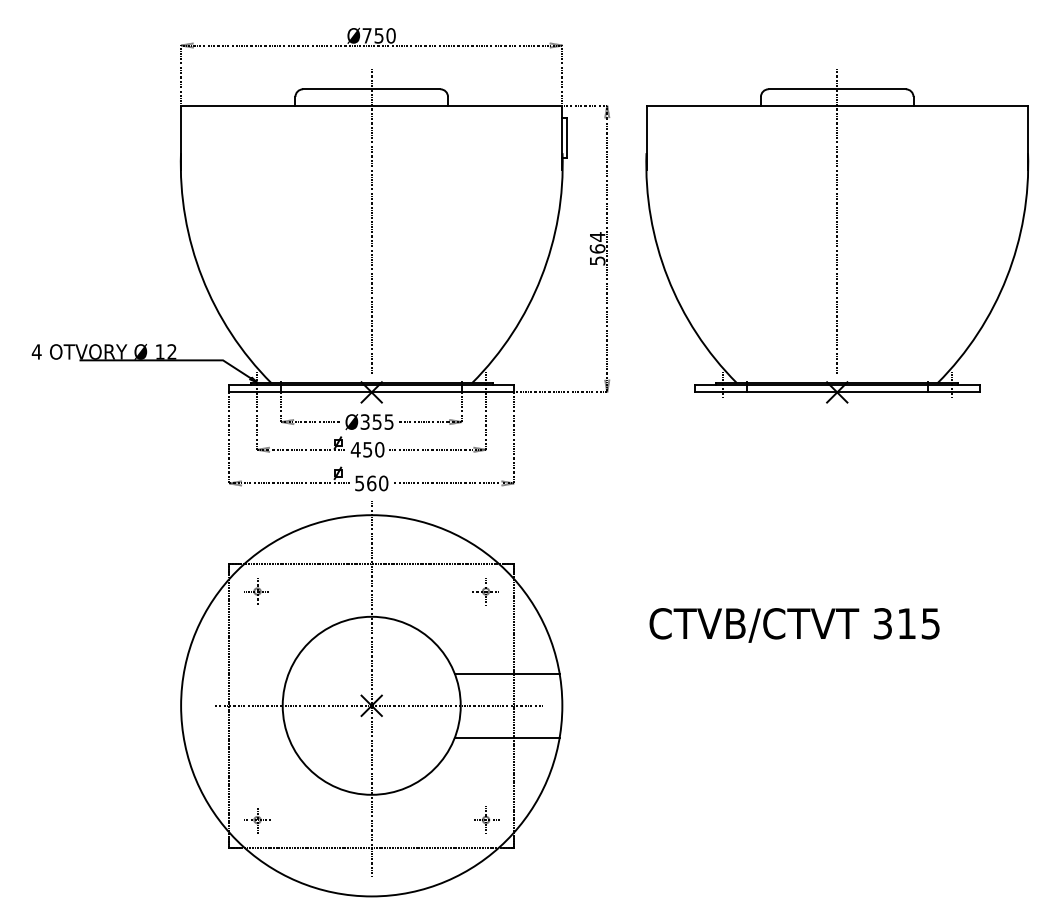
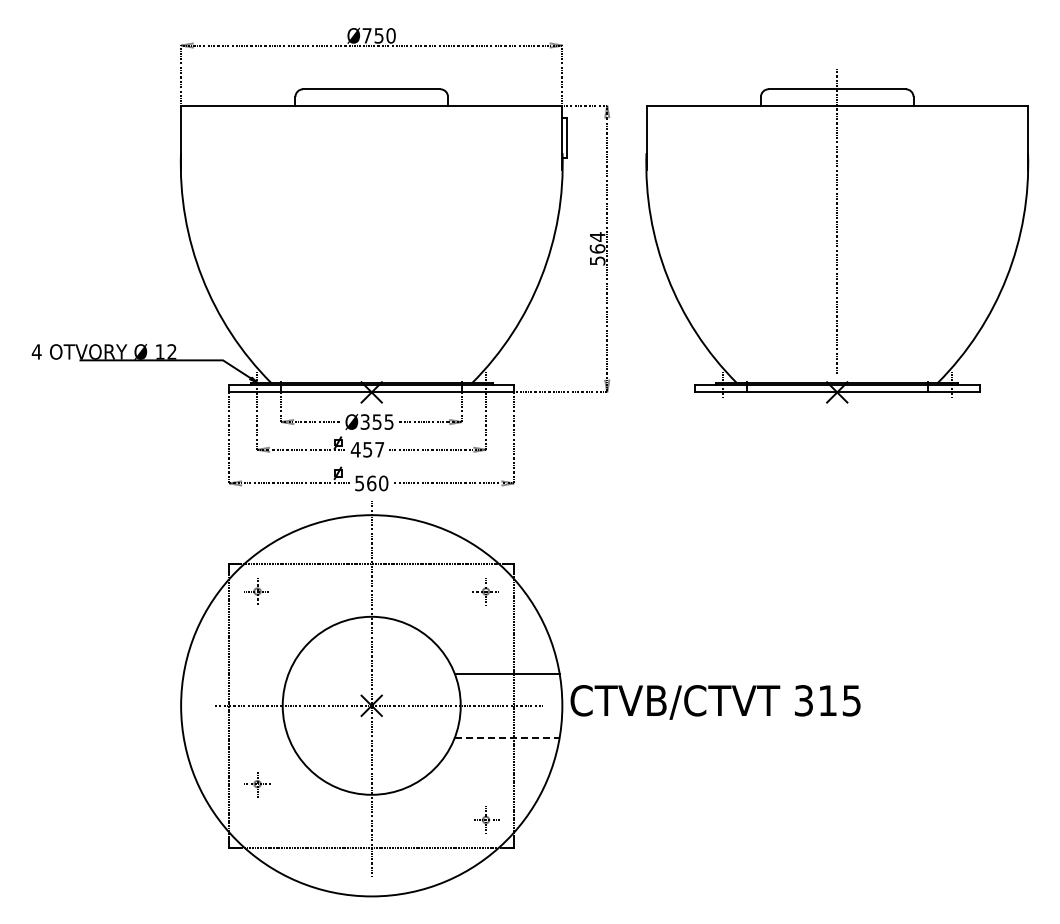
line: present -> none (371, 221)
text: 450 -> 457 (379, 449)
text position: (794, 625) -> (715, 702) (715, 702)
line: solid -> dashed (507, 738)
part position: (257, 820) -> (257, 784) (257, 784)
